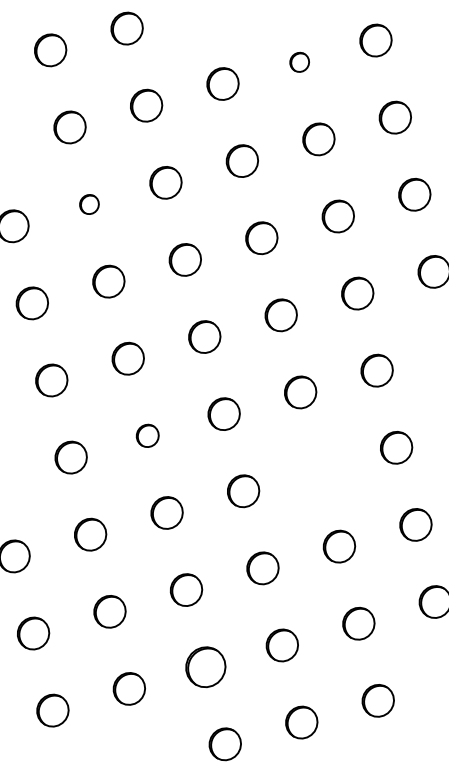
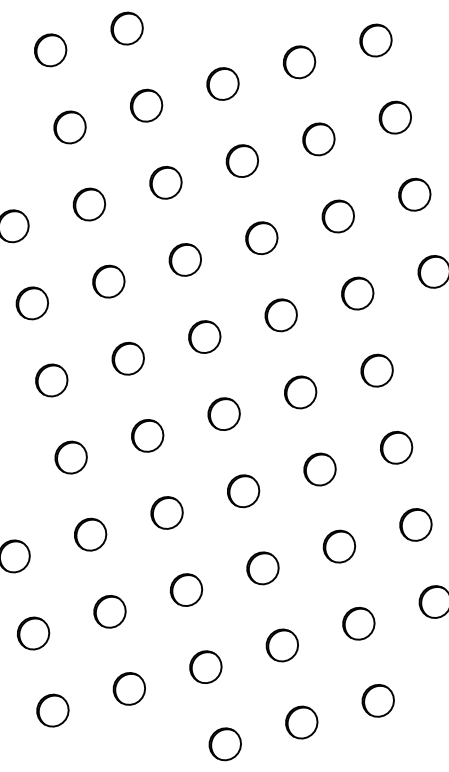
part size: 21x22 px -> 34x35 px (299, 62)
part size: 21x21 px -> 35x35 px (89, 204)
part size: 25x25 px -> 34x34 px (147, 435)
part: none -> present (319, 469)
part size: 42x43 px -> 34x34 px (205, 666)
